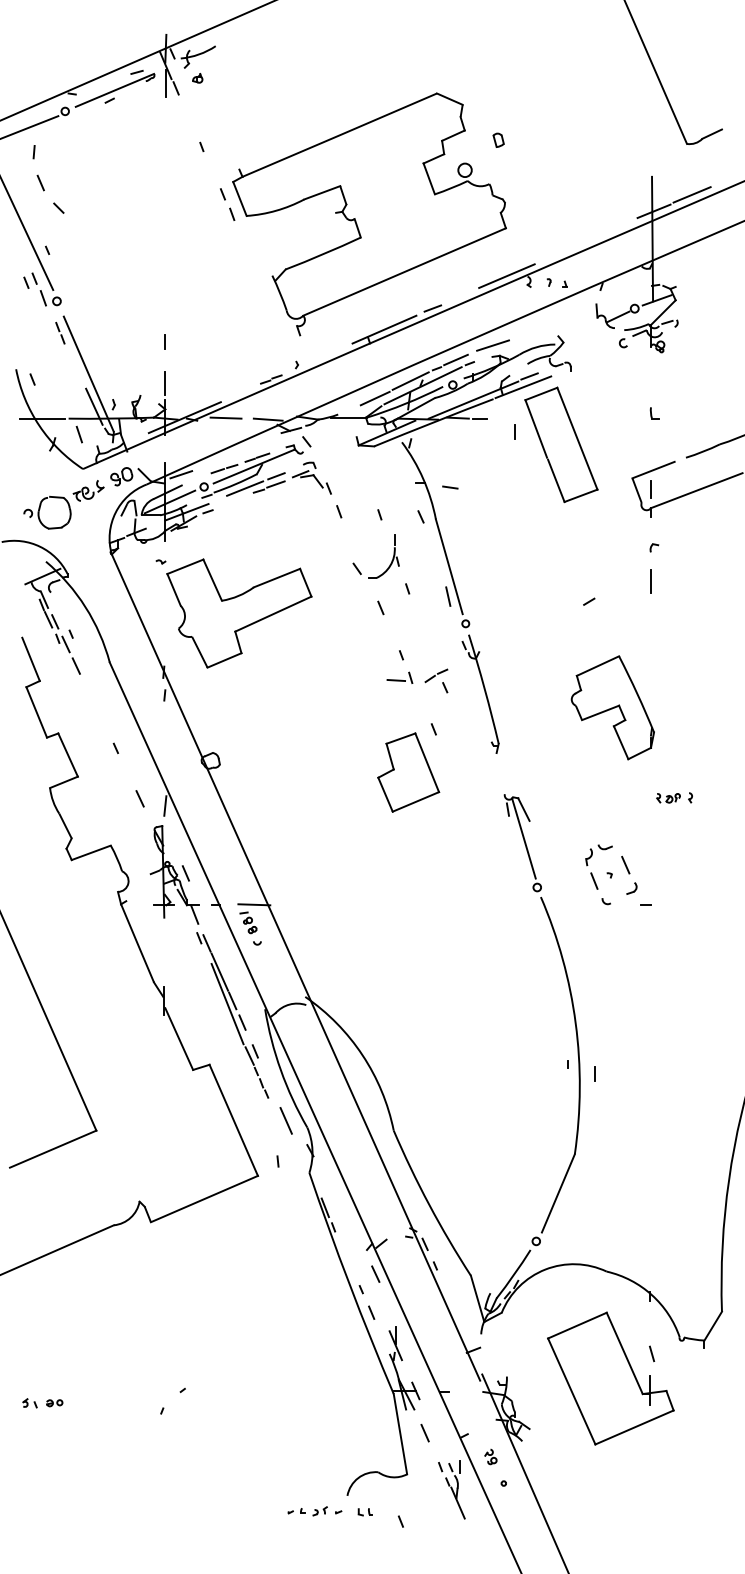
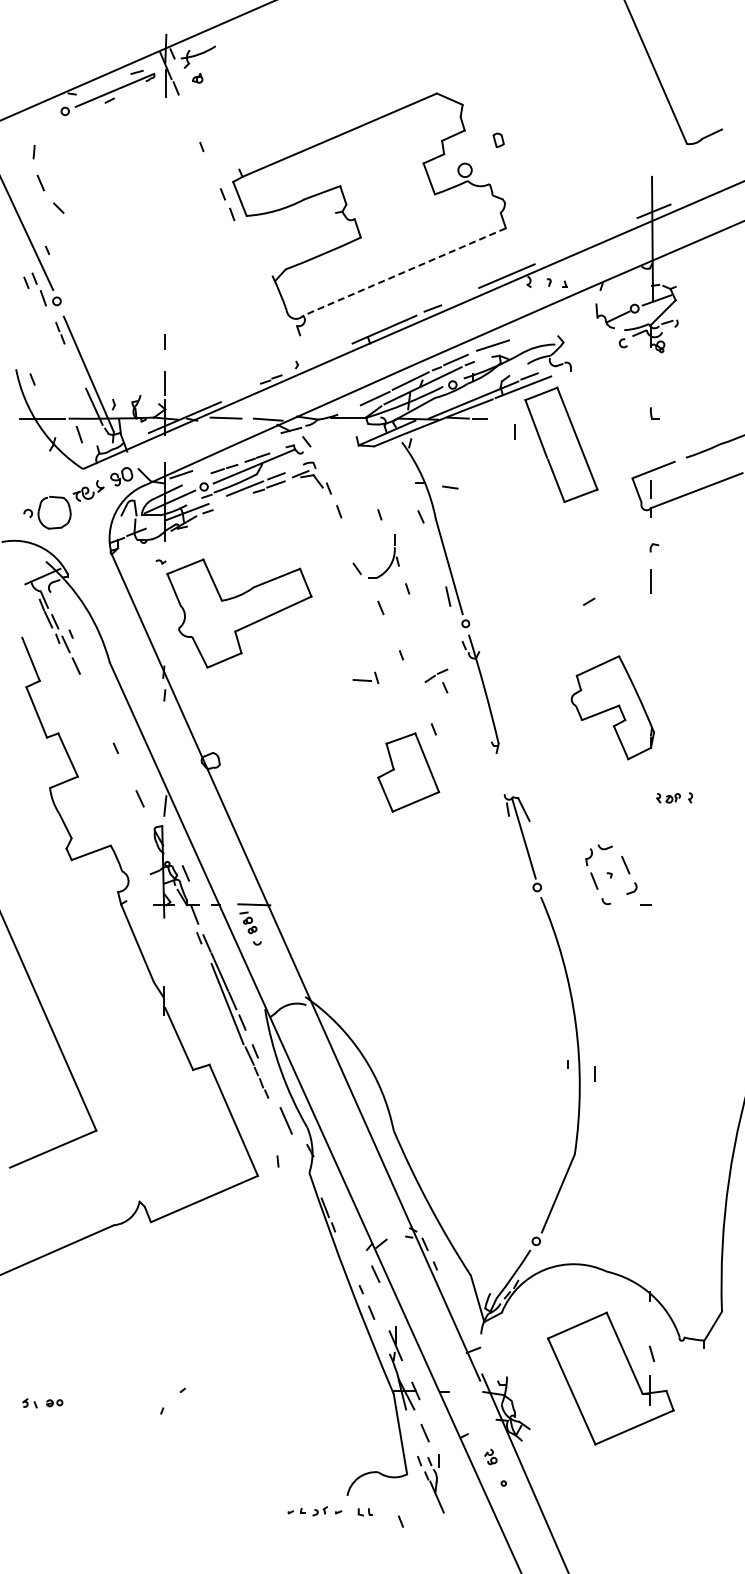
line: present -> none (30, 127)
line: present -> none (691, 194)
line: solid -> dashed (404, 272)
part position: (399, 677) -> (365, 677) (365, 677)
part position: (451, 1489) -> (430, 1483) (430, 1483)
